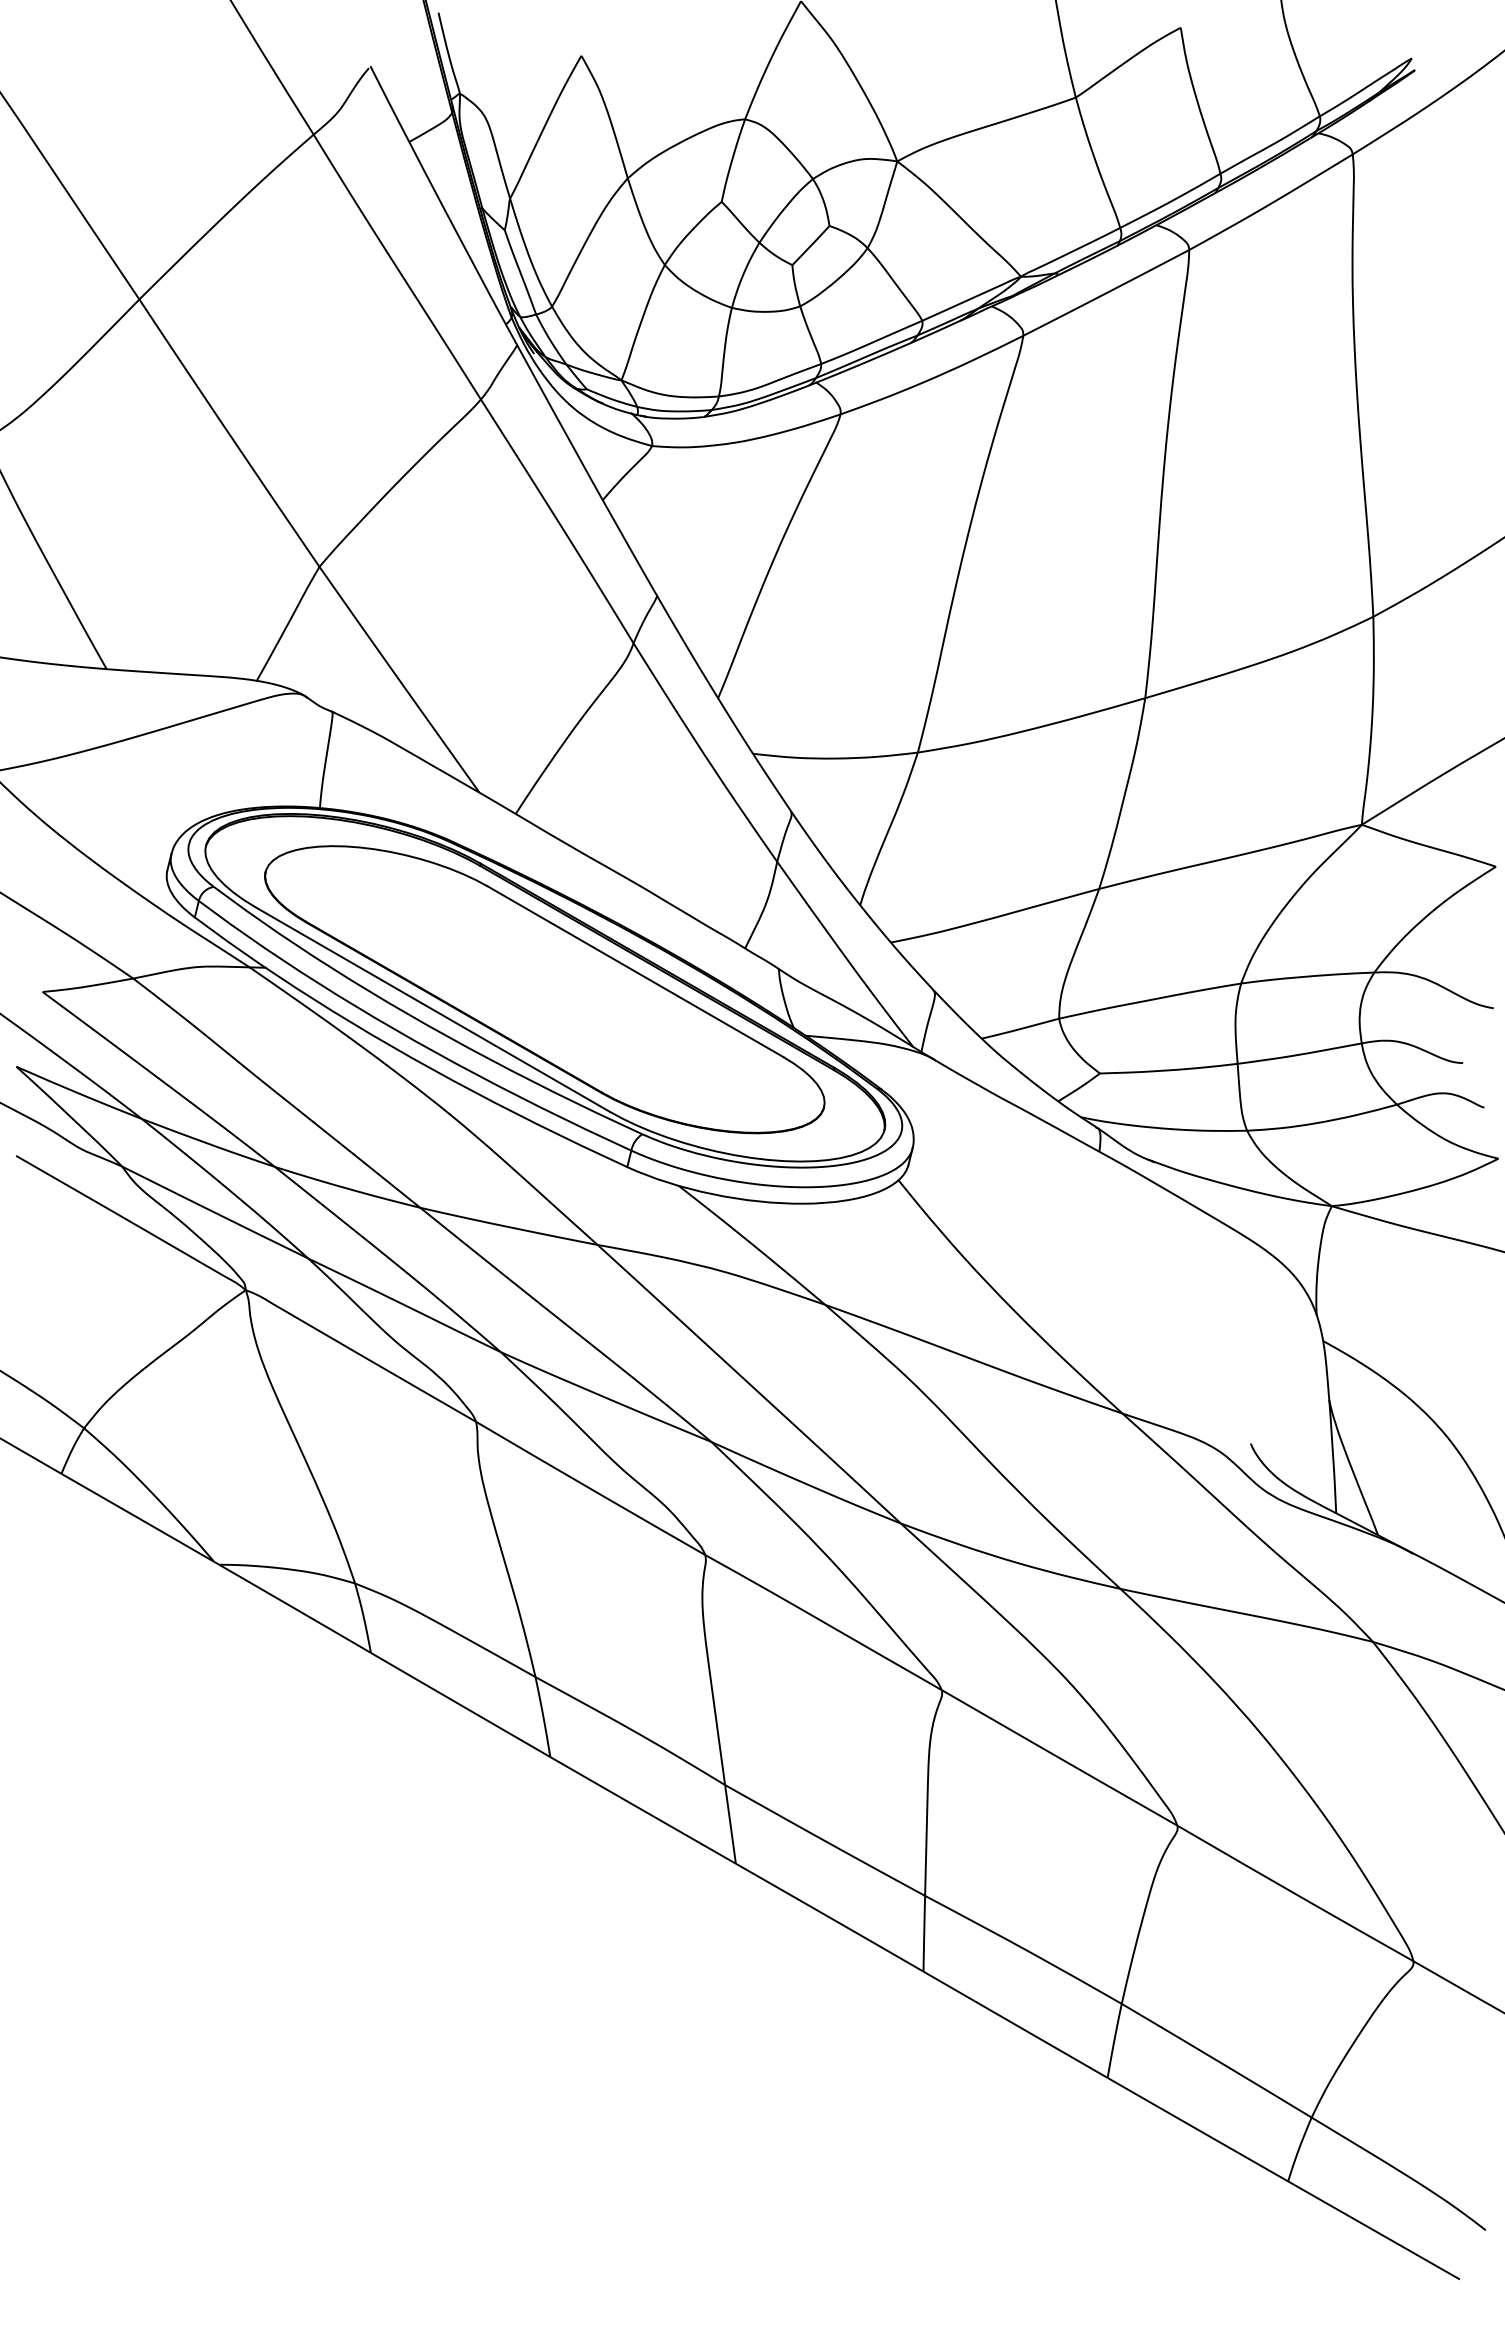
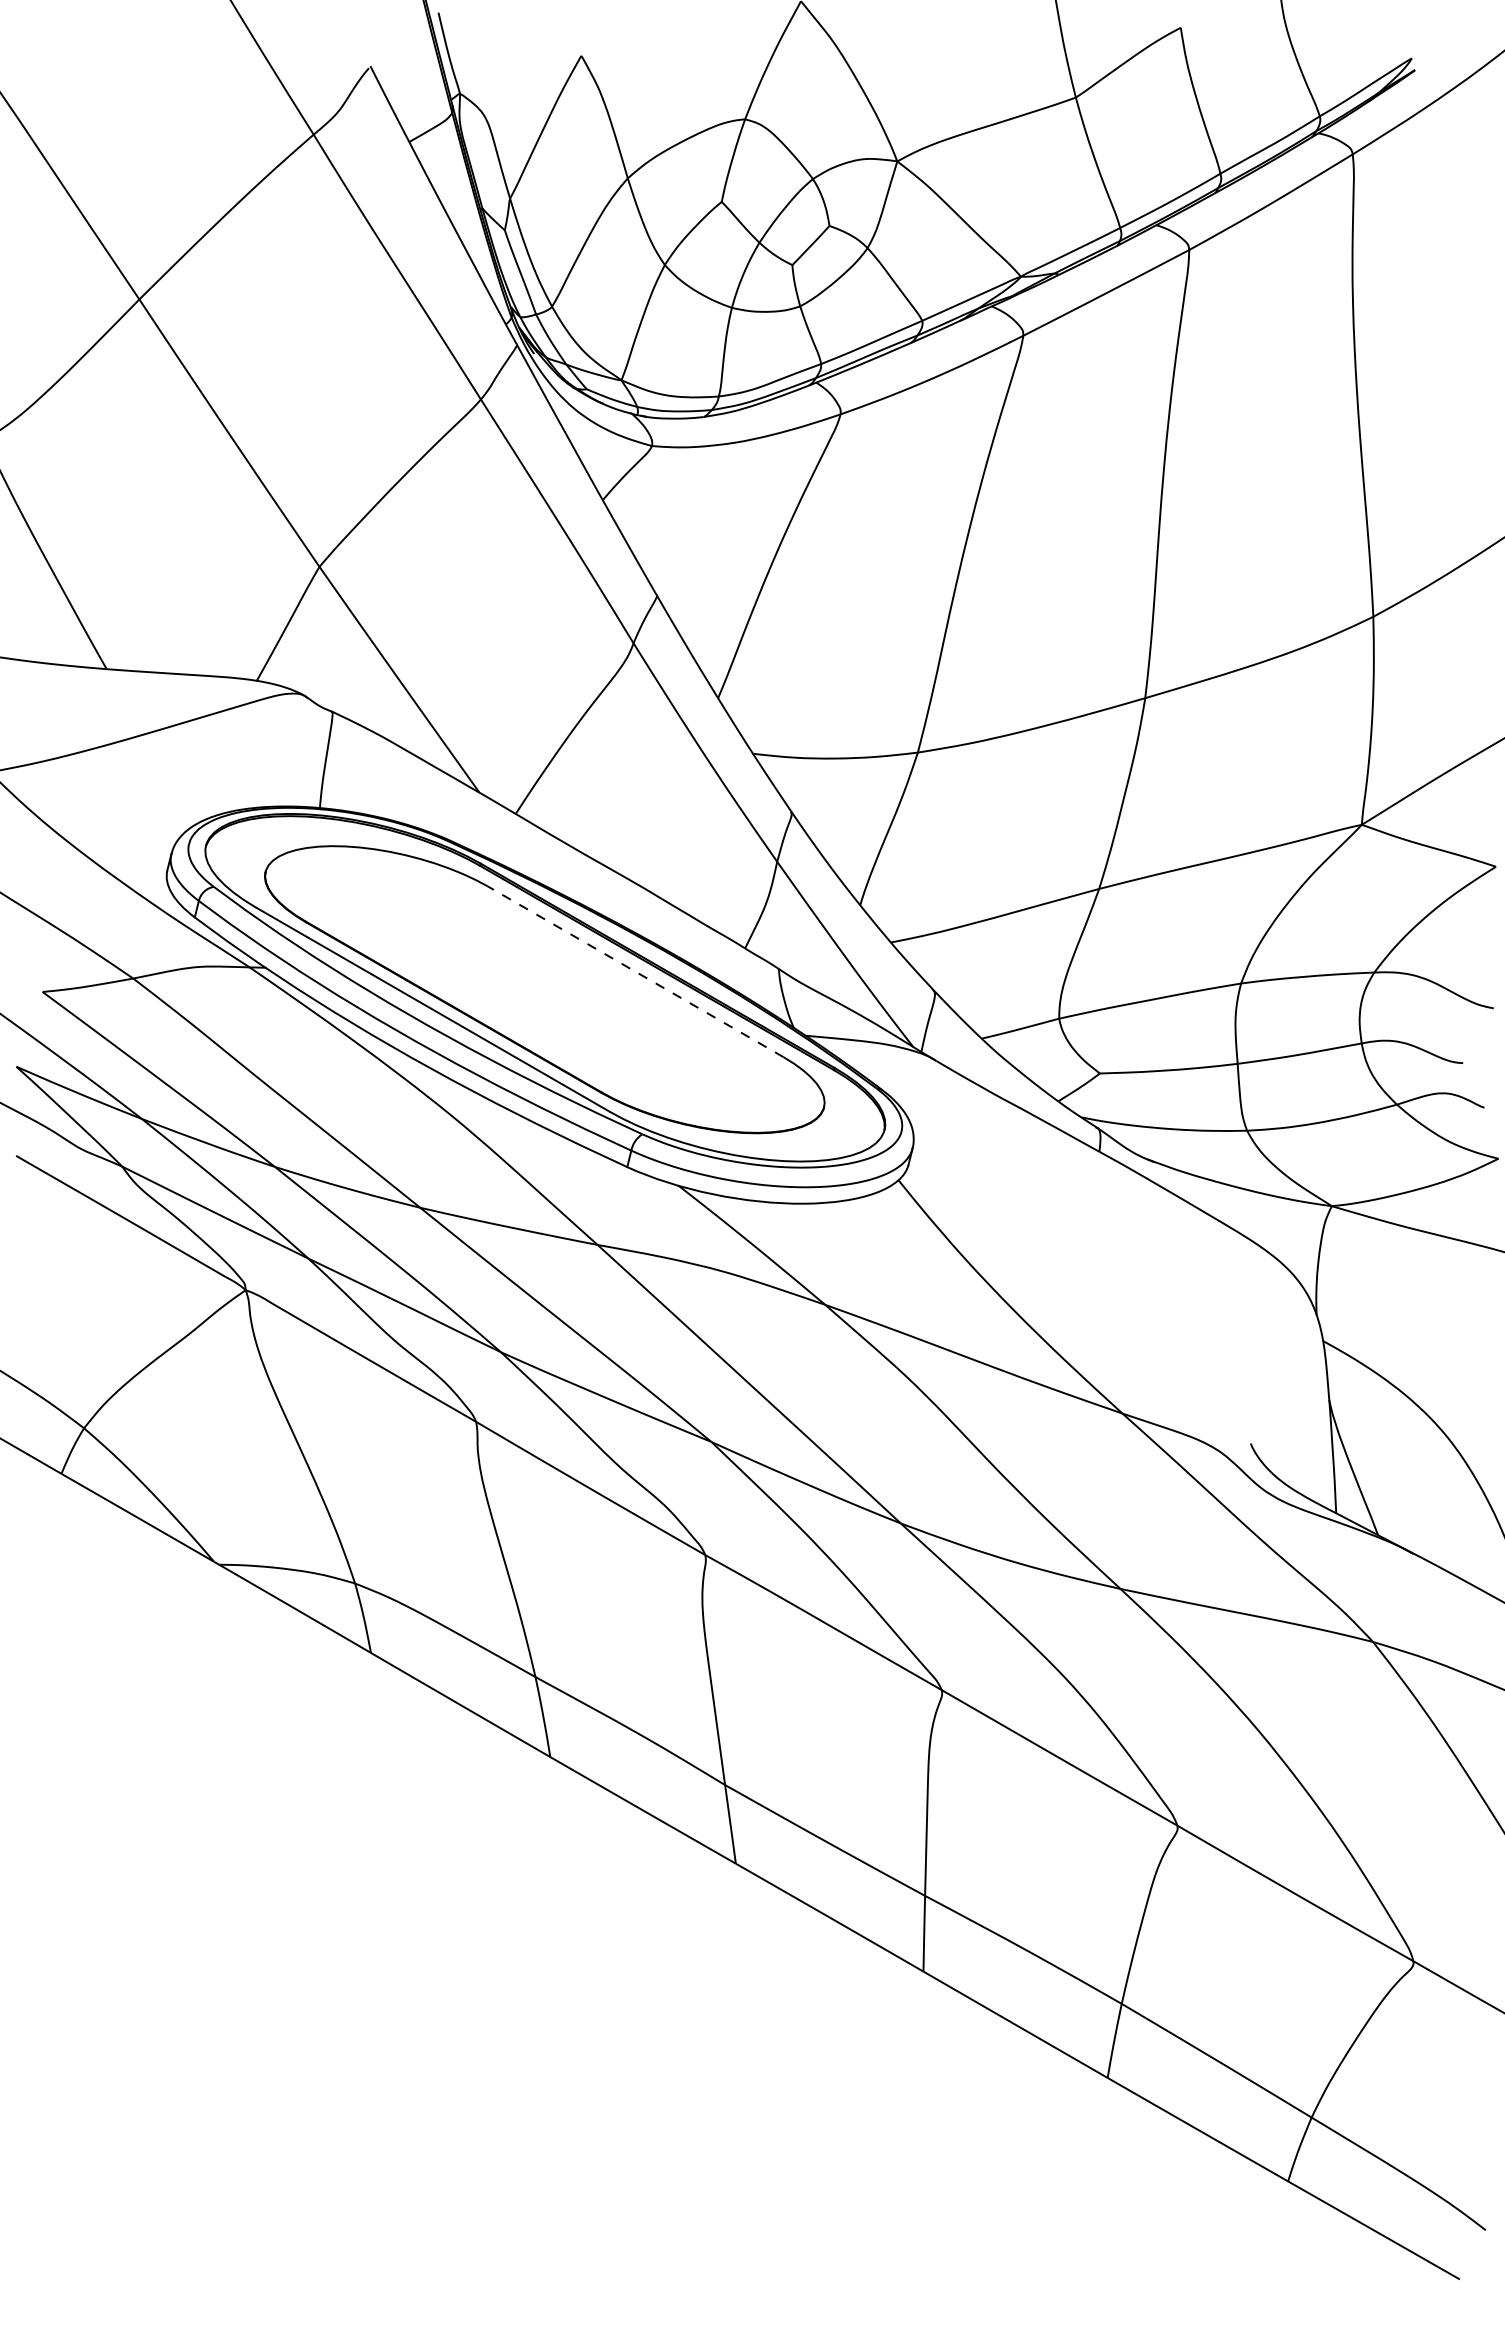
line: solid -> dashed (635, 971)
